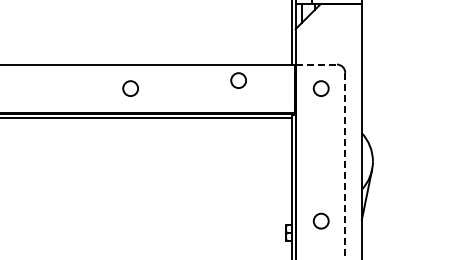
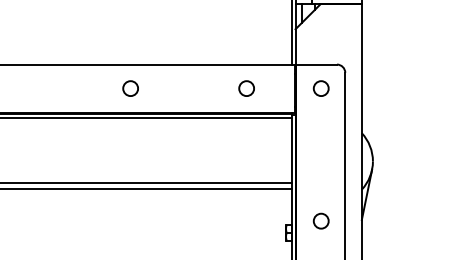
line: dashed -> solid (317, 64)
circle position: (238, 80) -> (246, 88) (246, 88)
line: dashed -> solid (345, 166)
line: none -> present (147, 182)
line: none -> present (147, 188)
